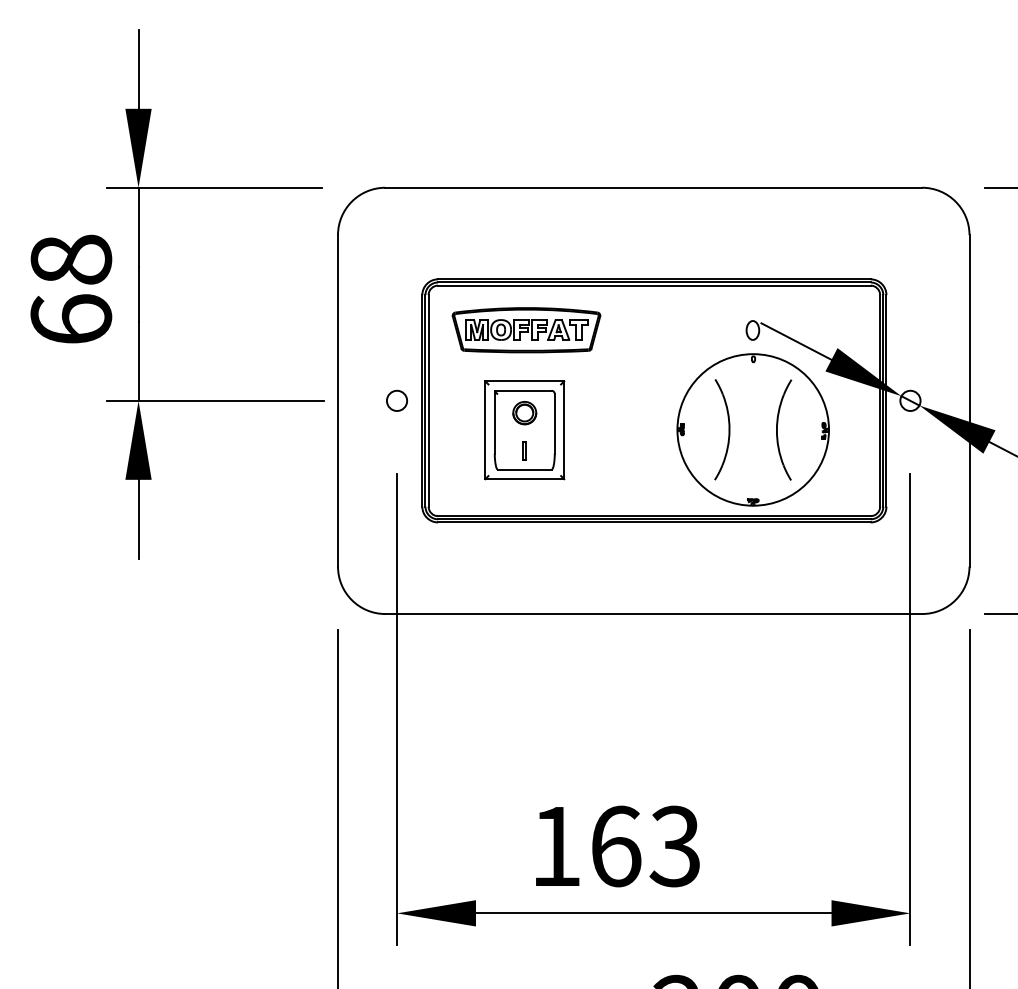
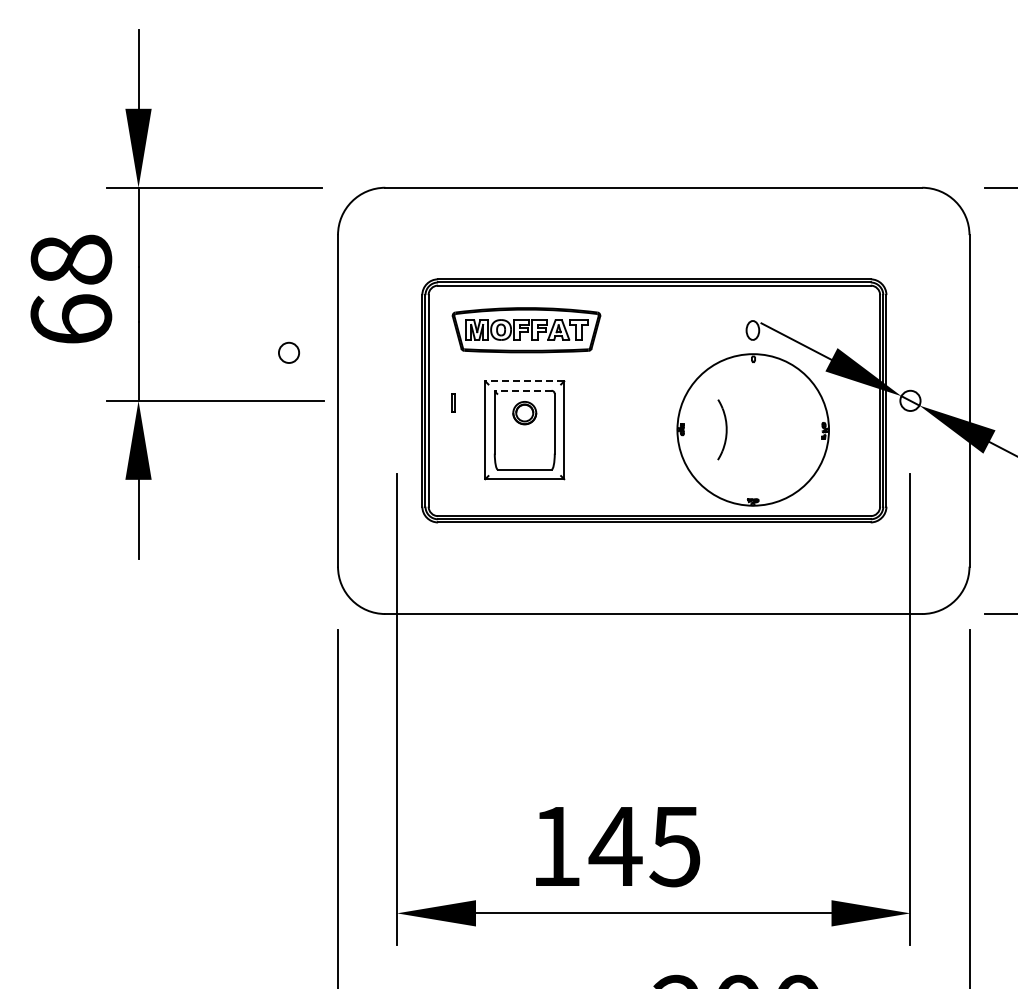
line: solid -> dashed (524, 381)
line: solid -> dashed (522, 390)
circle position: (396, 400) -> (288, 352) (288, 352)
part size: 17x102 px -> 11x62 px (722, 429)
part: present -> none (777, 429)
line position: (523, 450) -> (452, 402) (452, 402)
text: 163 -> 145 (644, 846)
